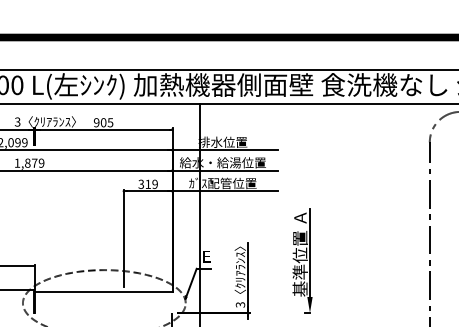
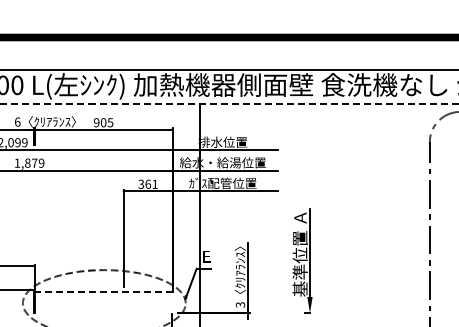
line: solid -> dashed (229, 103)
text: 3 -> 6 (17, 121)
text: 319 -> 361 (151, 183)
line: solid -> dashed (103, 292)
